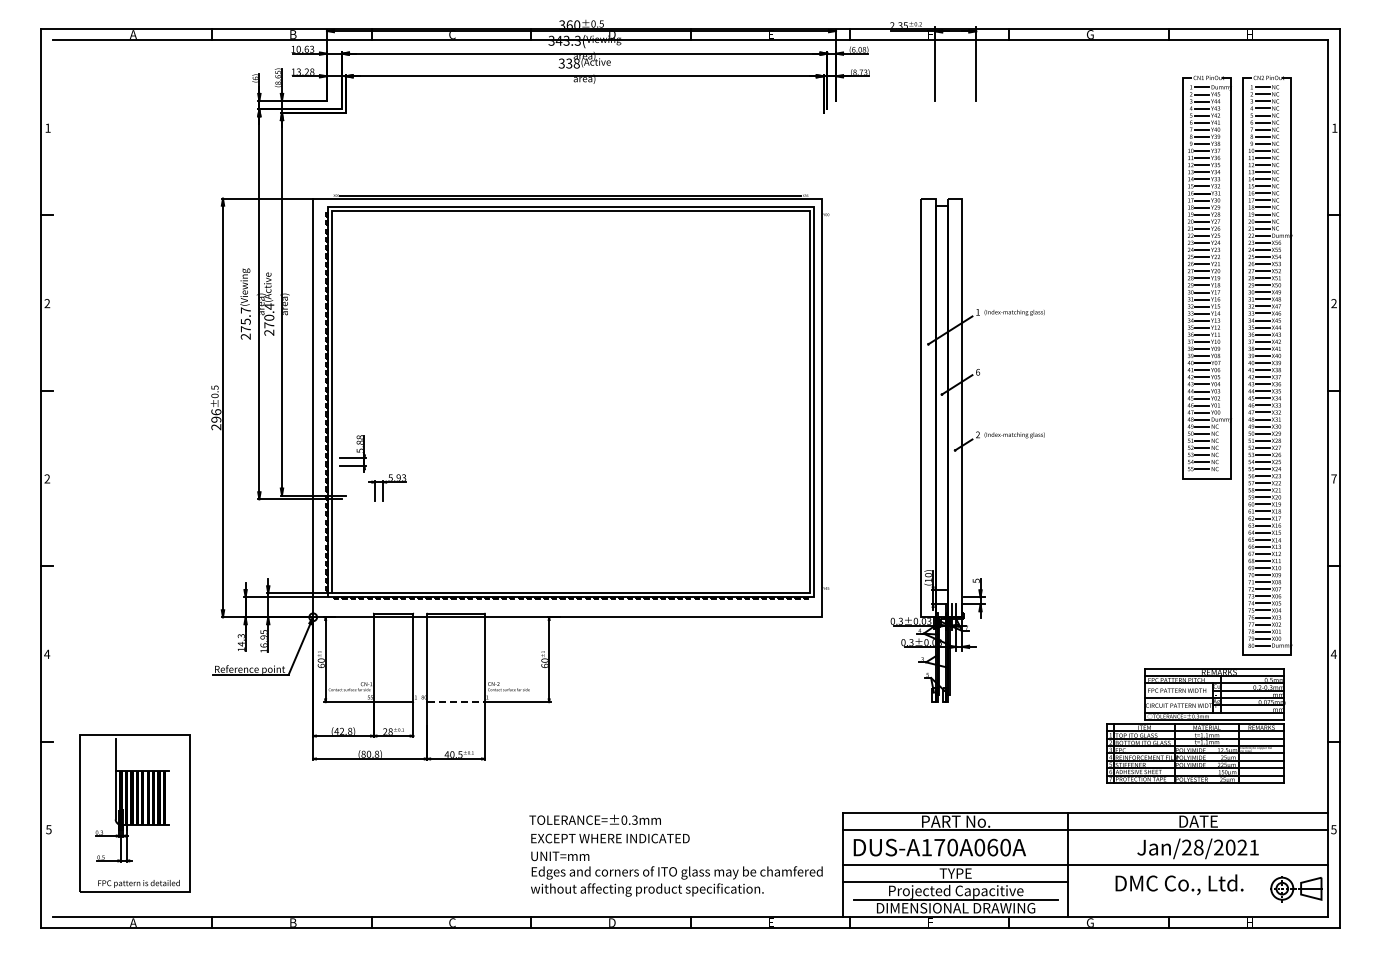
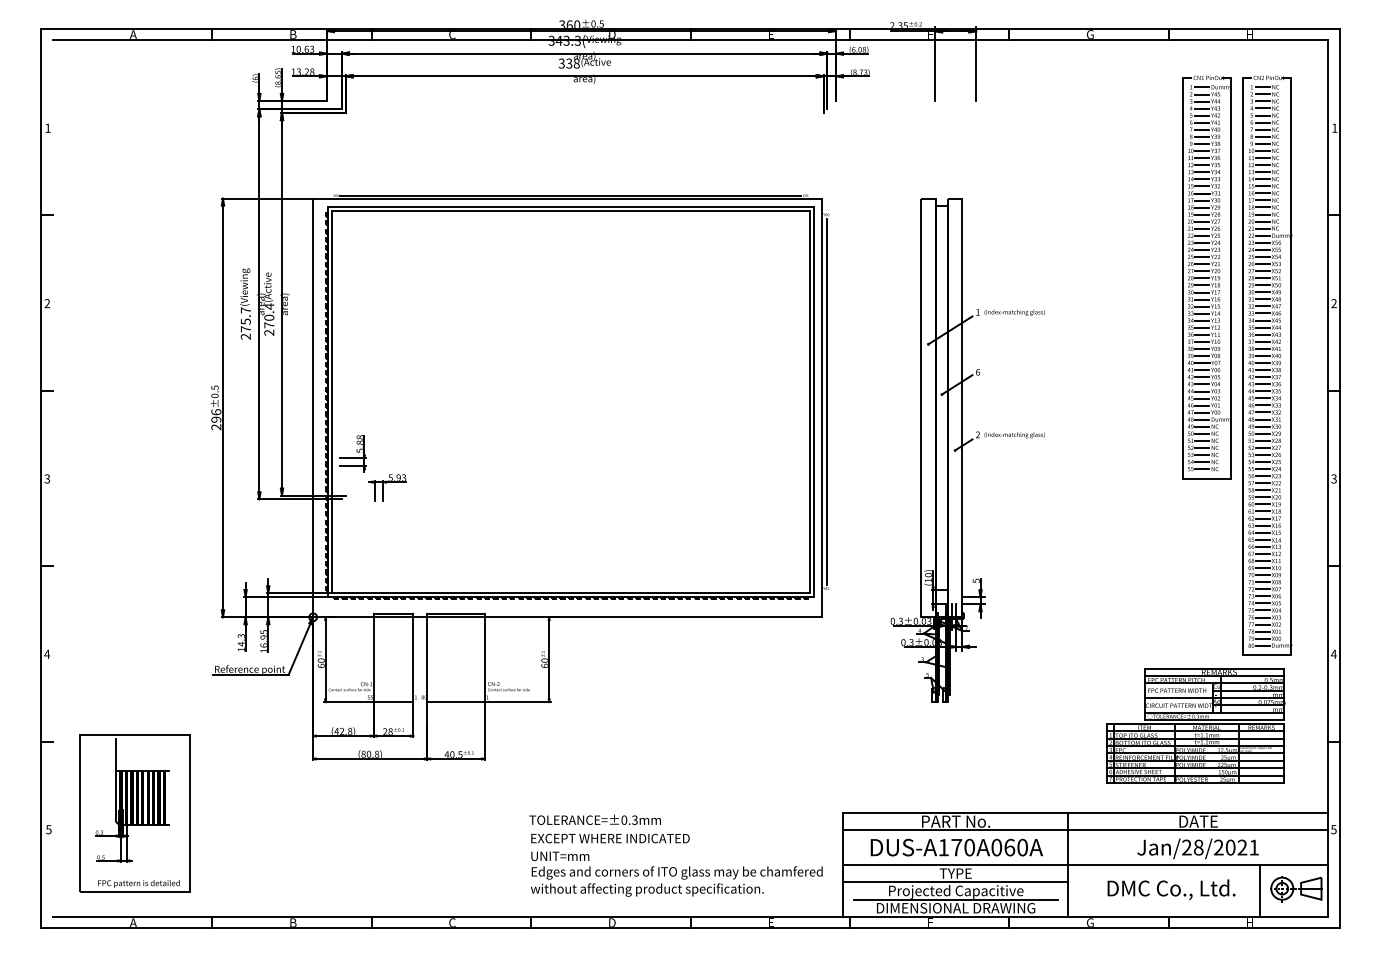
line: none -> present (826, 401)
text: 7 -> 3 (1333, 478)
text: 2 -> 3 (47, 479)
line: dashed -> solid (456, 702)
text position: (939, 847) -> (956, 847) (956, 847)
text position: (1179, 884) -> (1171, 889) (1171, 889)
line: none -> present (1260, 890)
